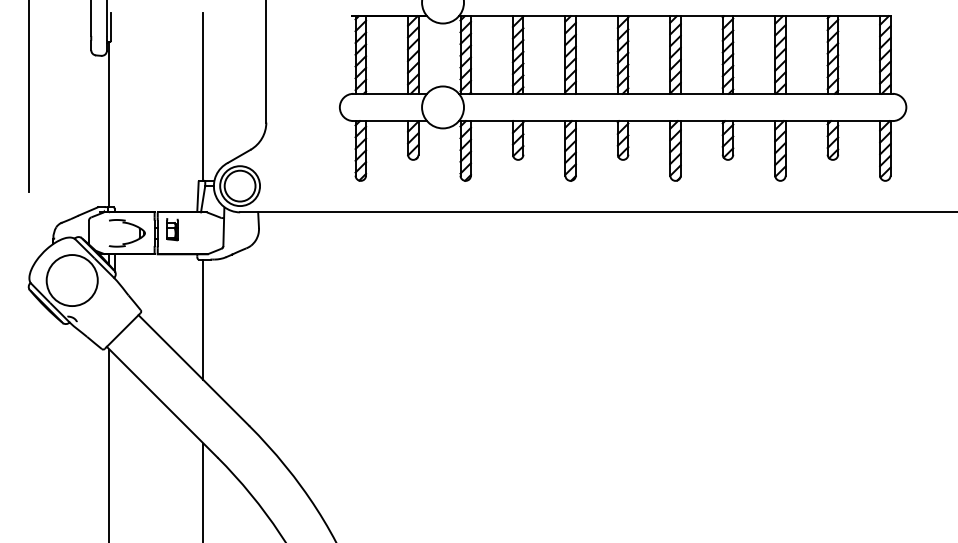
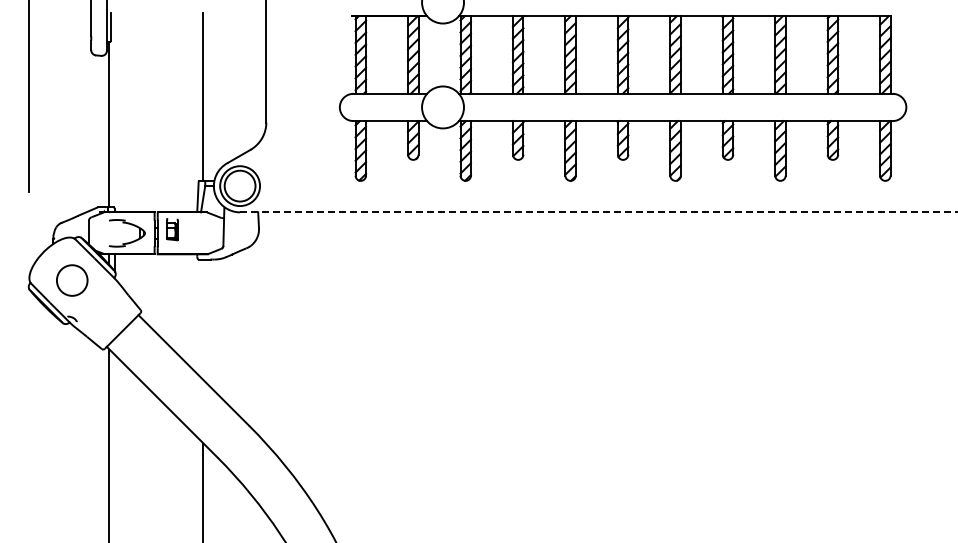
line: solid -> dashed (598, 212)
circle diameter: 51 px -> 31 px (71, 280)
line: present -> none (202, 319)
